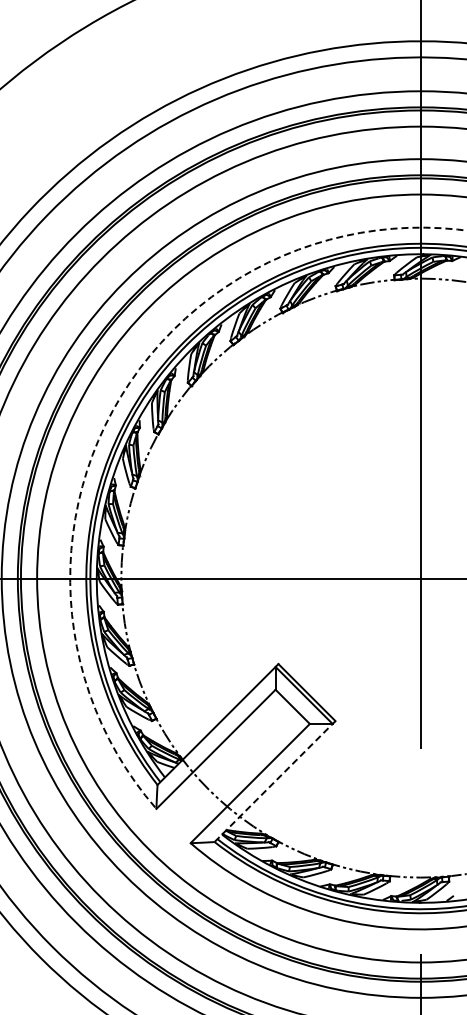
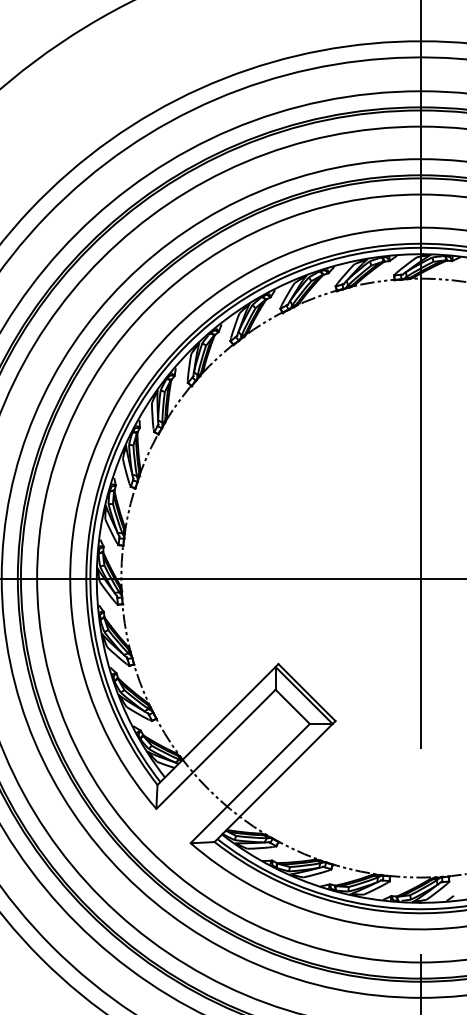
arc: dashed -> solid (111, 412)
line: dashed -> solid (275, 781)
